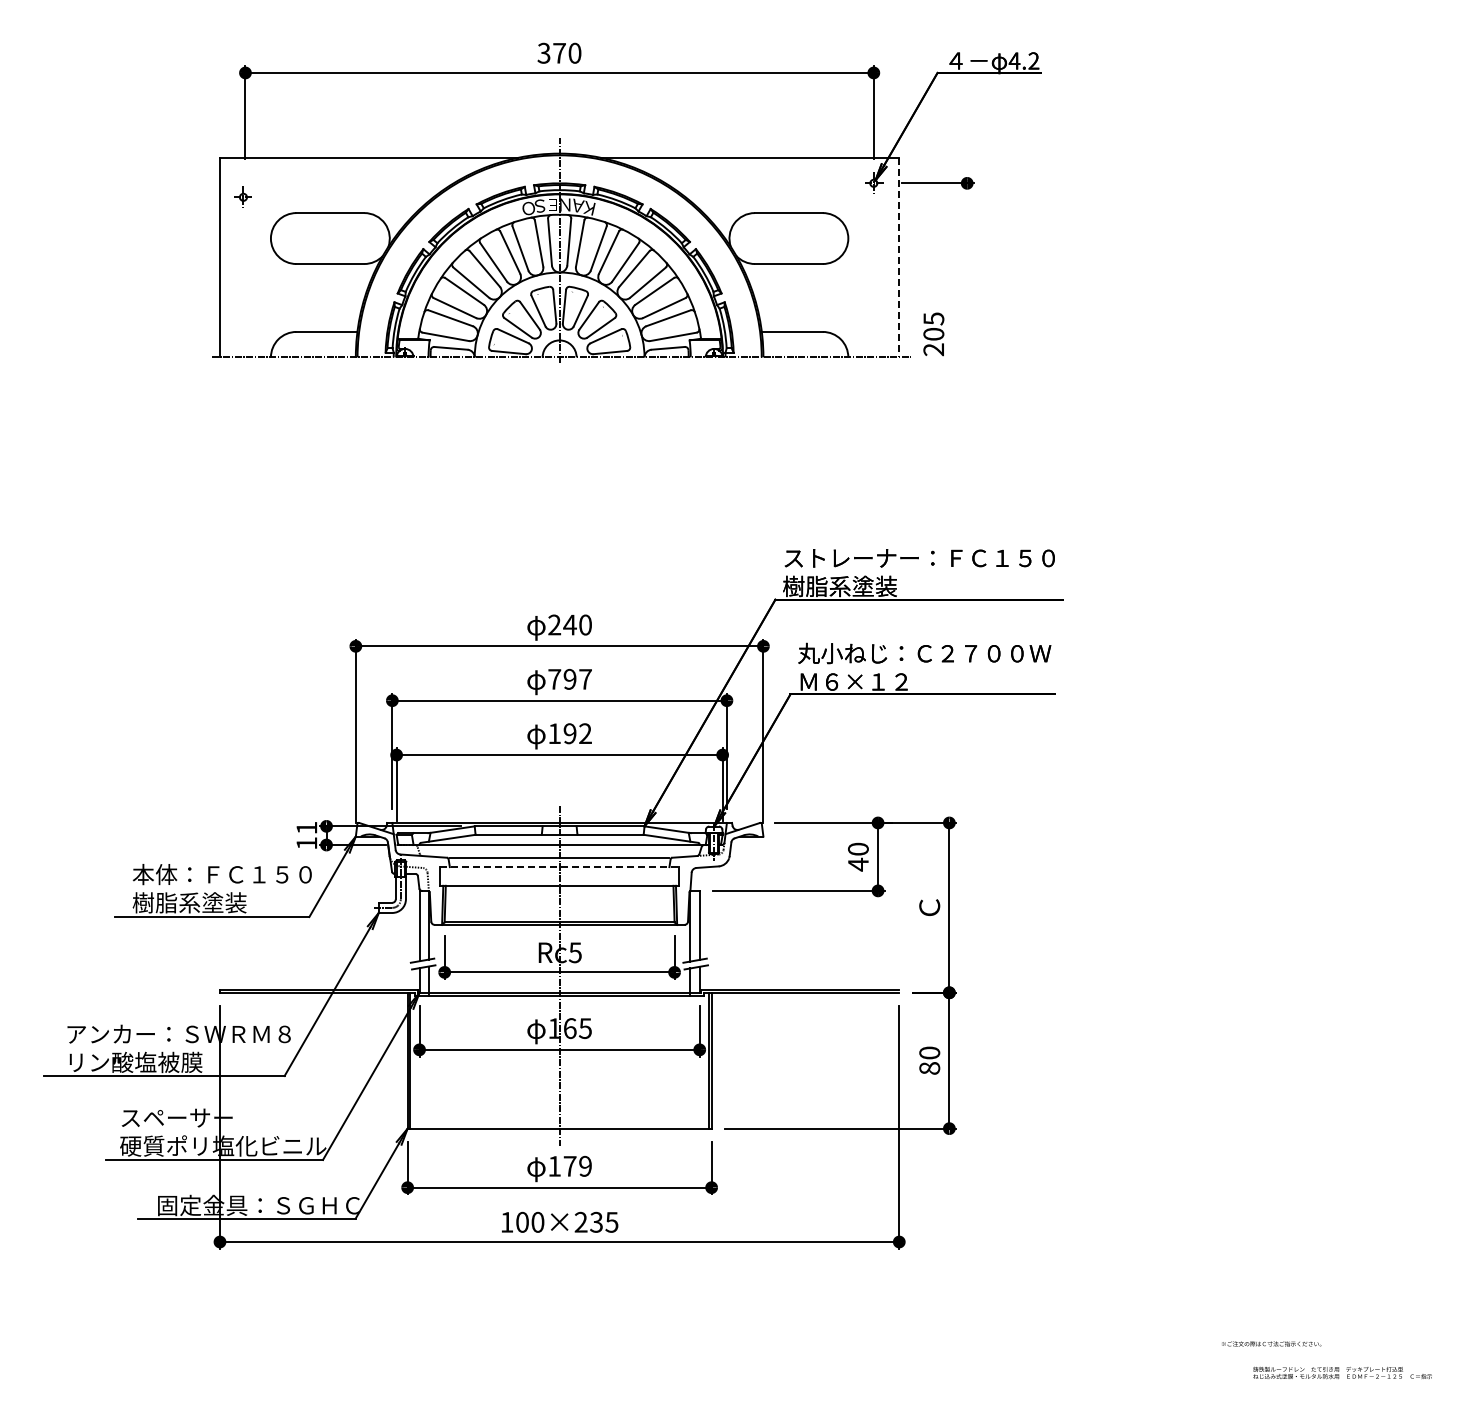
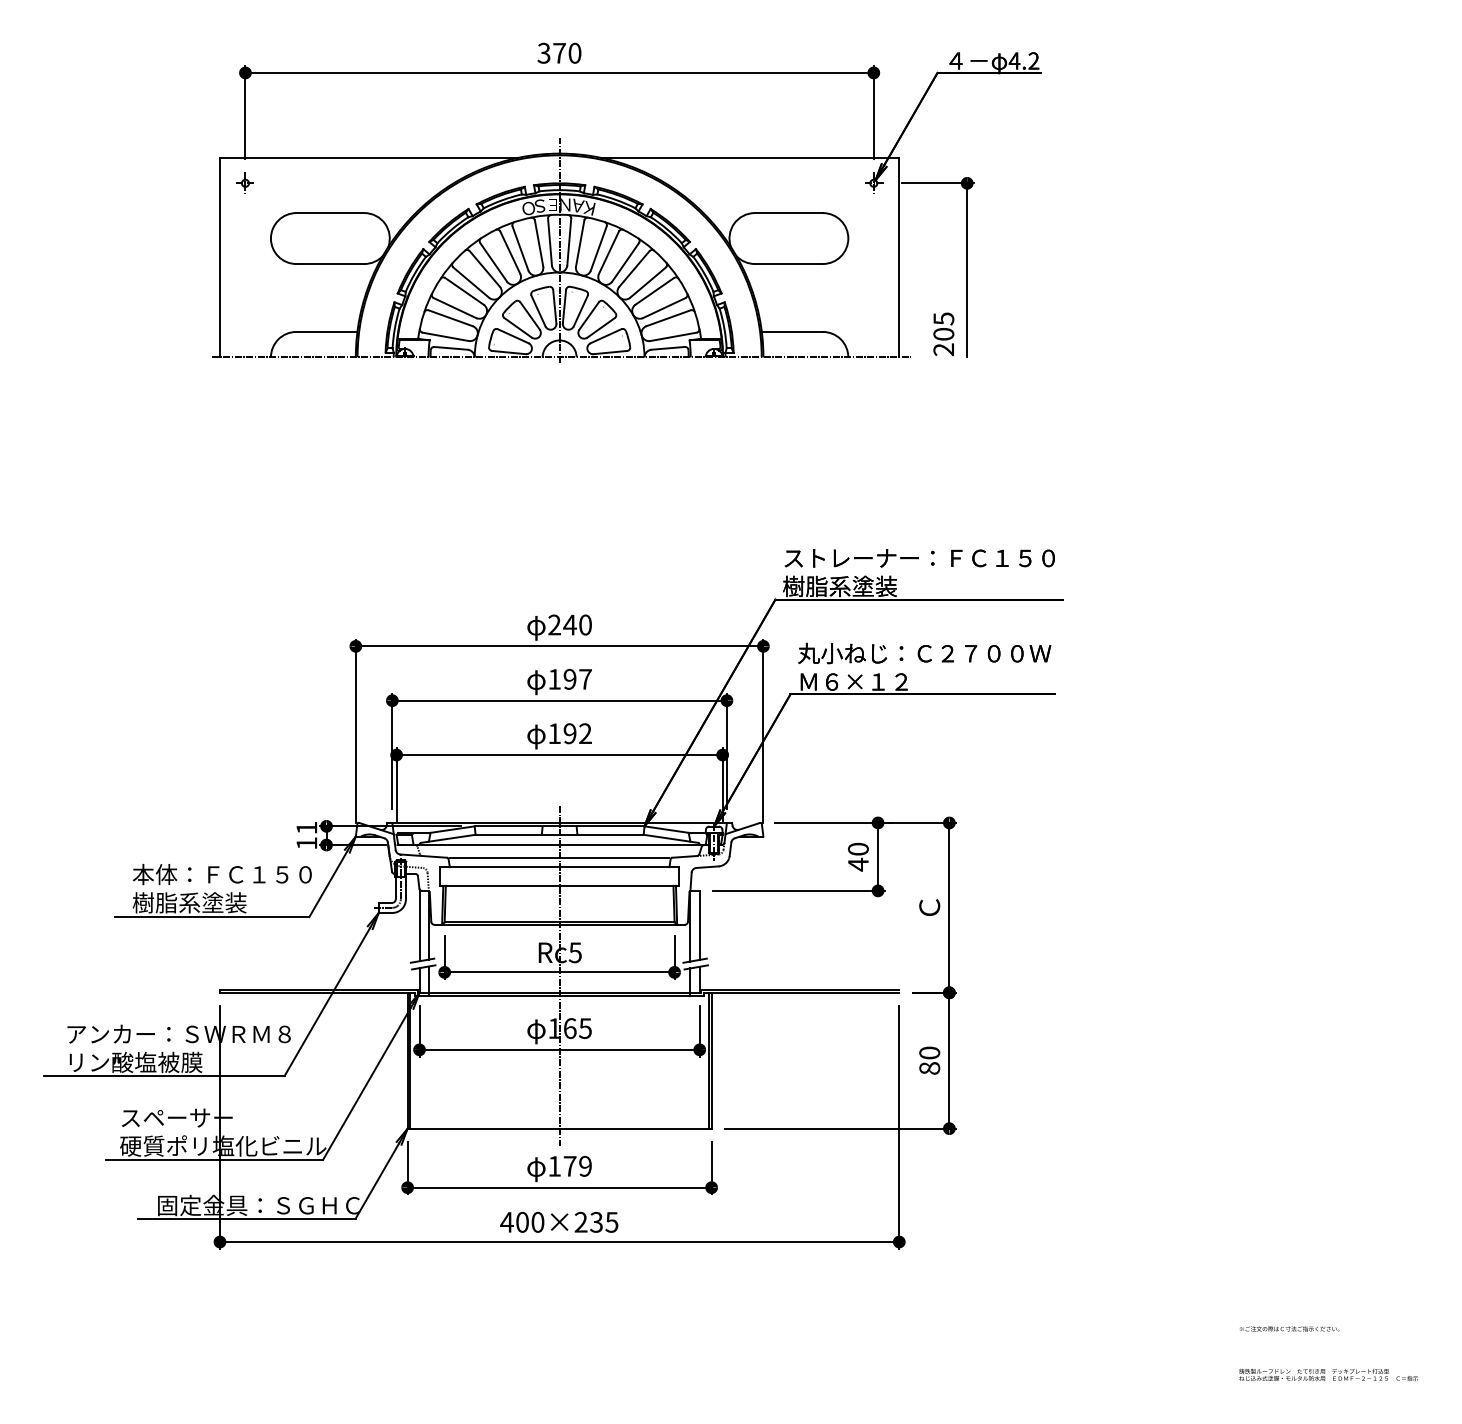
part position: (242, 196) -> (244, 182) (244, 182)
line: dashed -> solid (899, 257)
line: none -> present (967, 270)
text position: (933, 334) -> (943, 334) (943, 334)
text: 797 -> 197 (554, 679)
line: dashed -> solid (559, 867)
text: 100×235 -> 400×235 (506, 1222)
text position: (1271, 1343) -> (1289, 1328) (1289, 1328)
text position: (1342, 1372) -> (1328, 1374) (1328, 1374)
